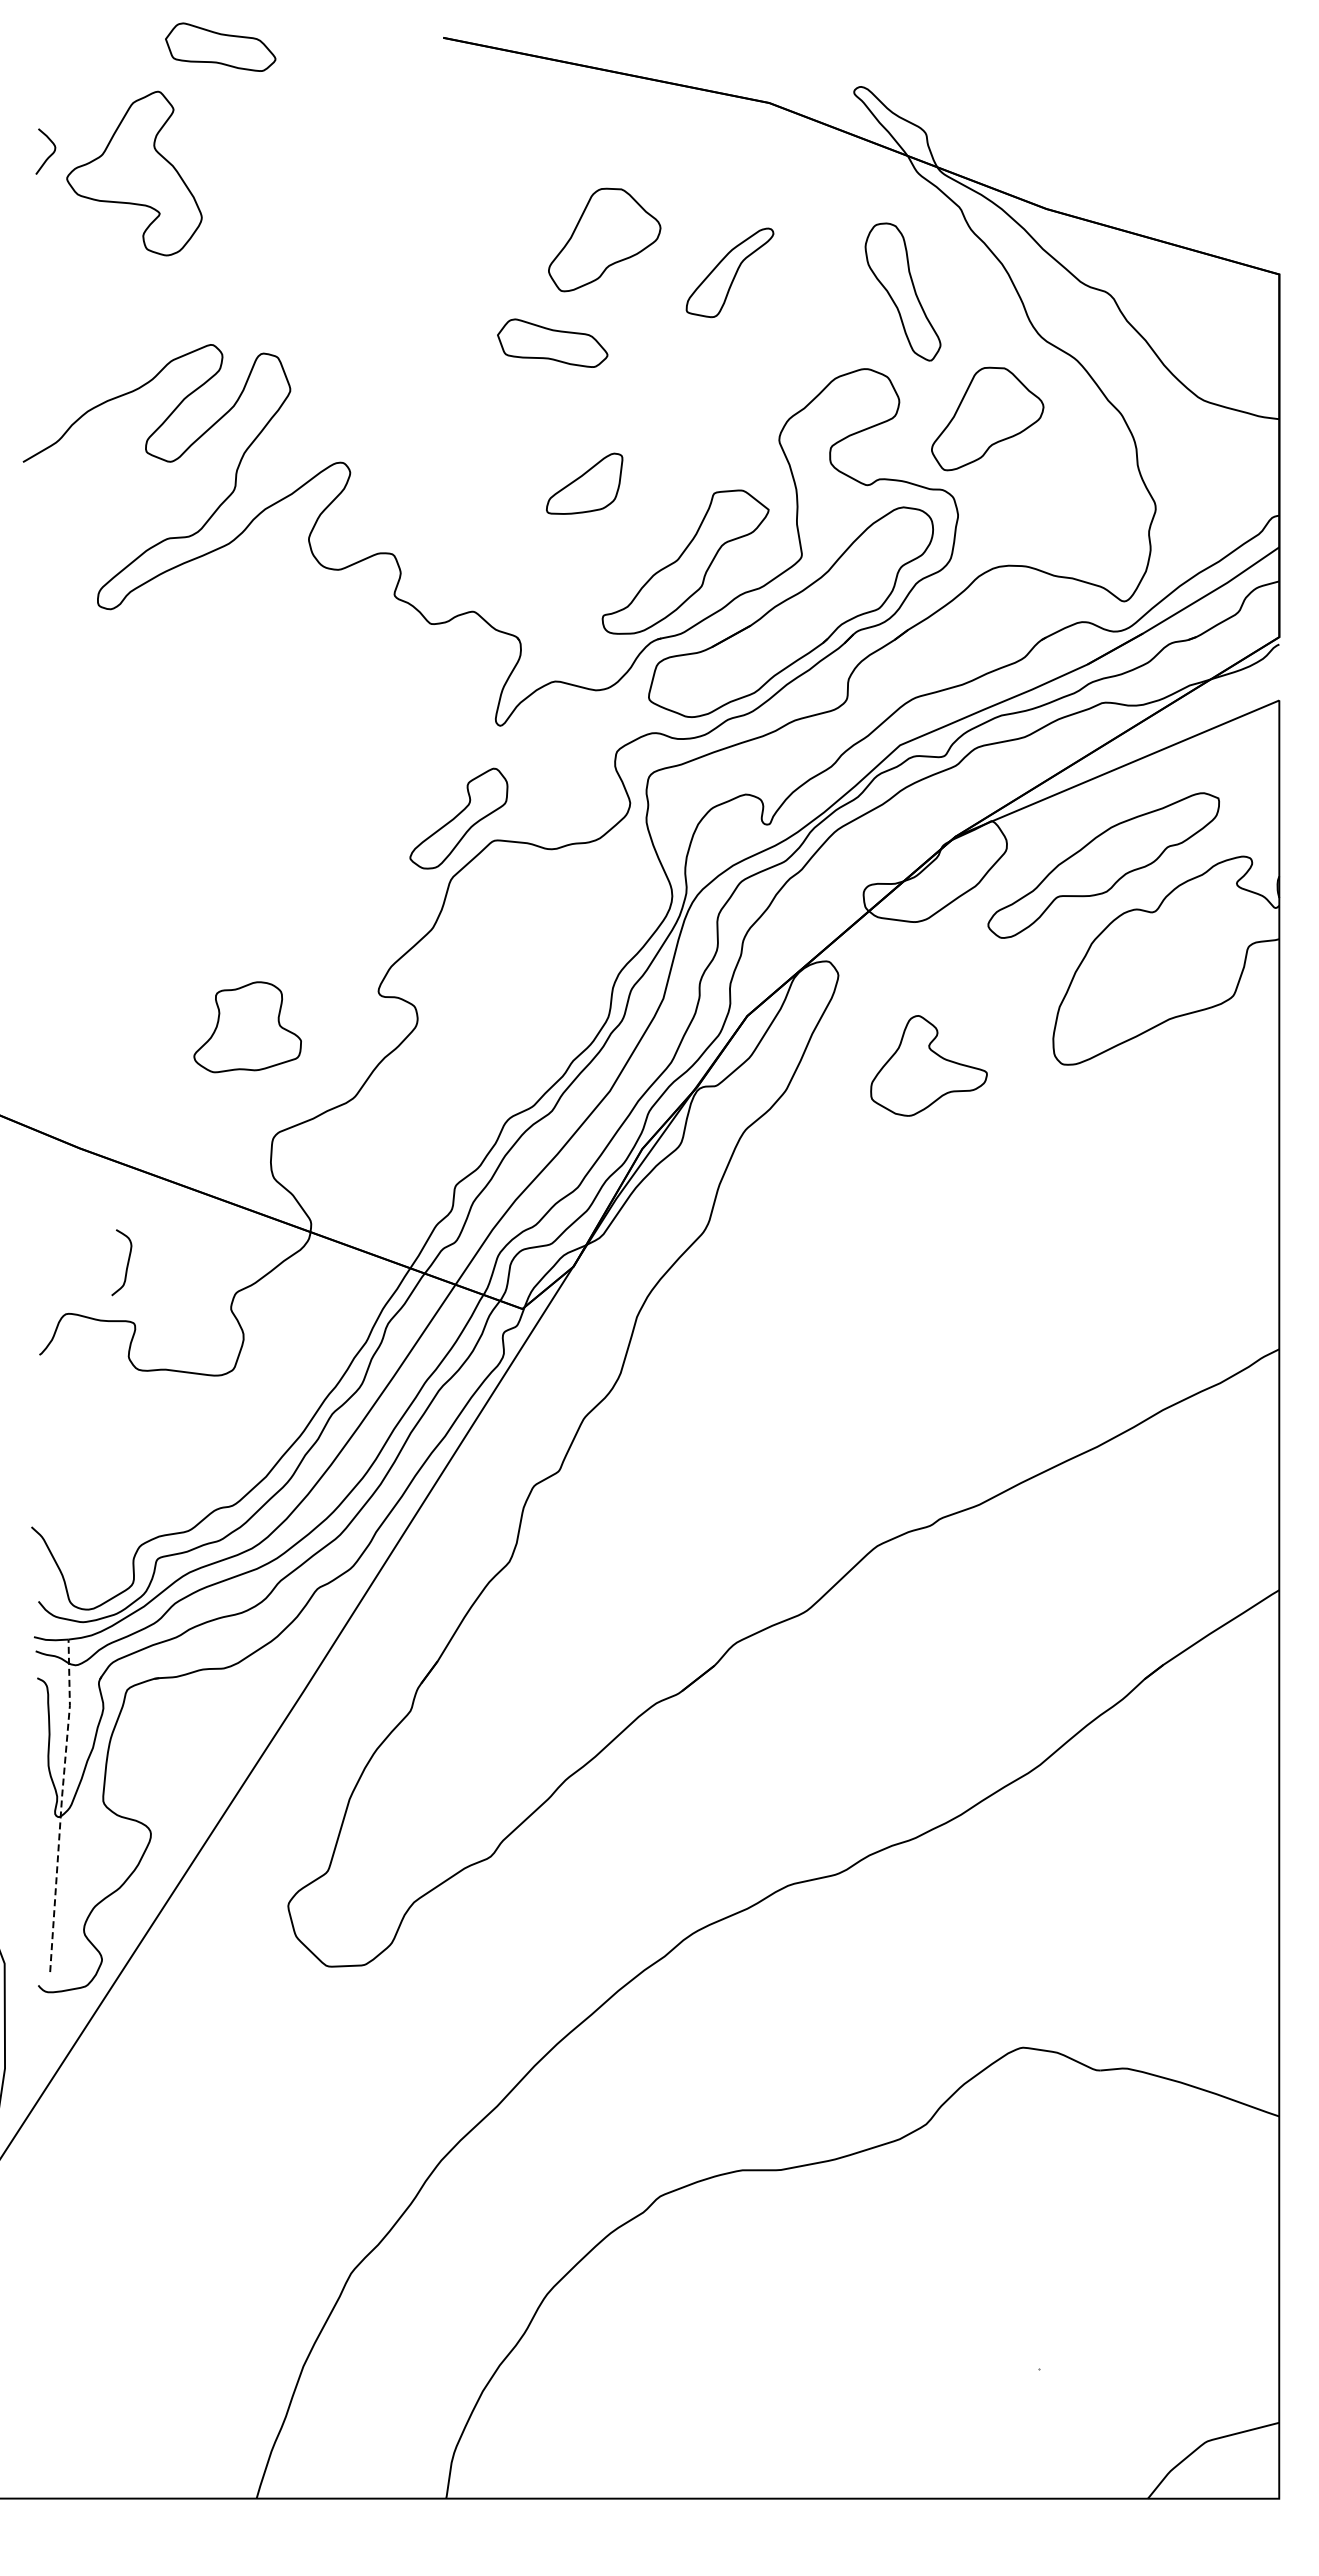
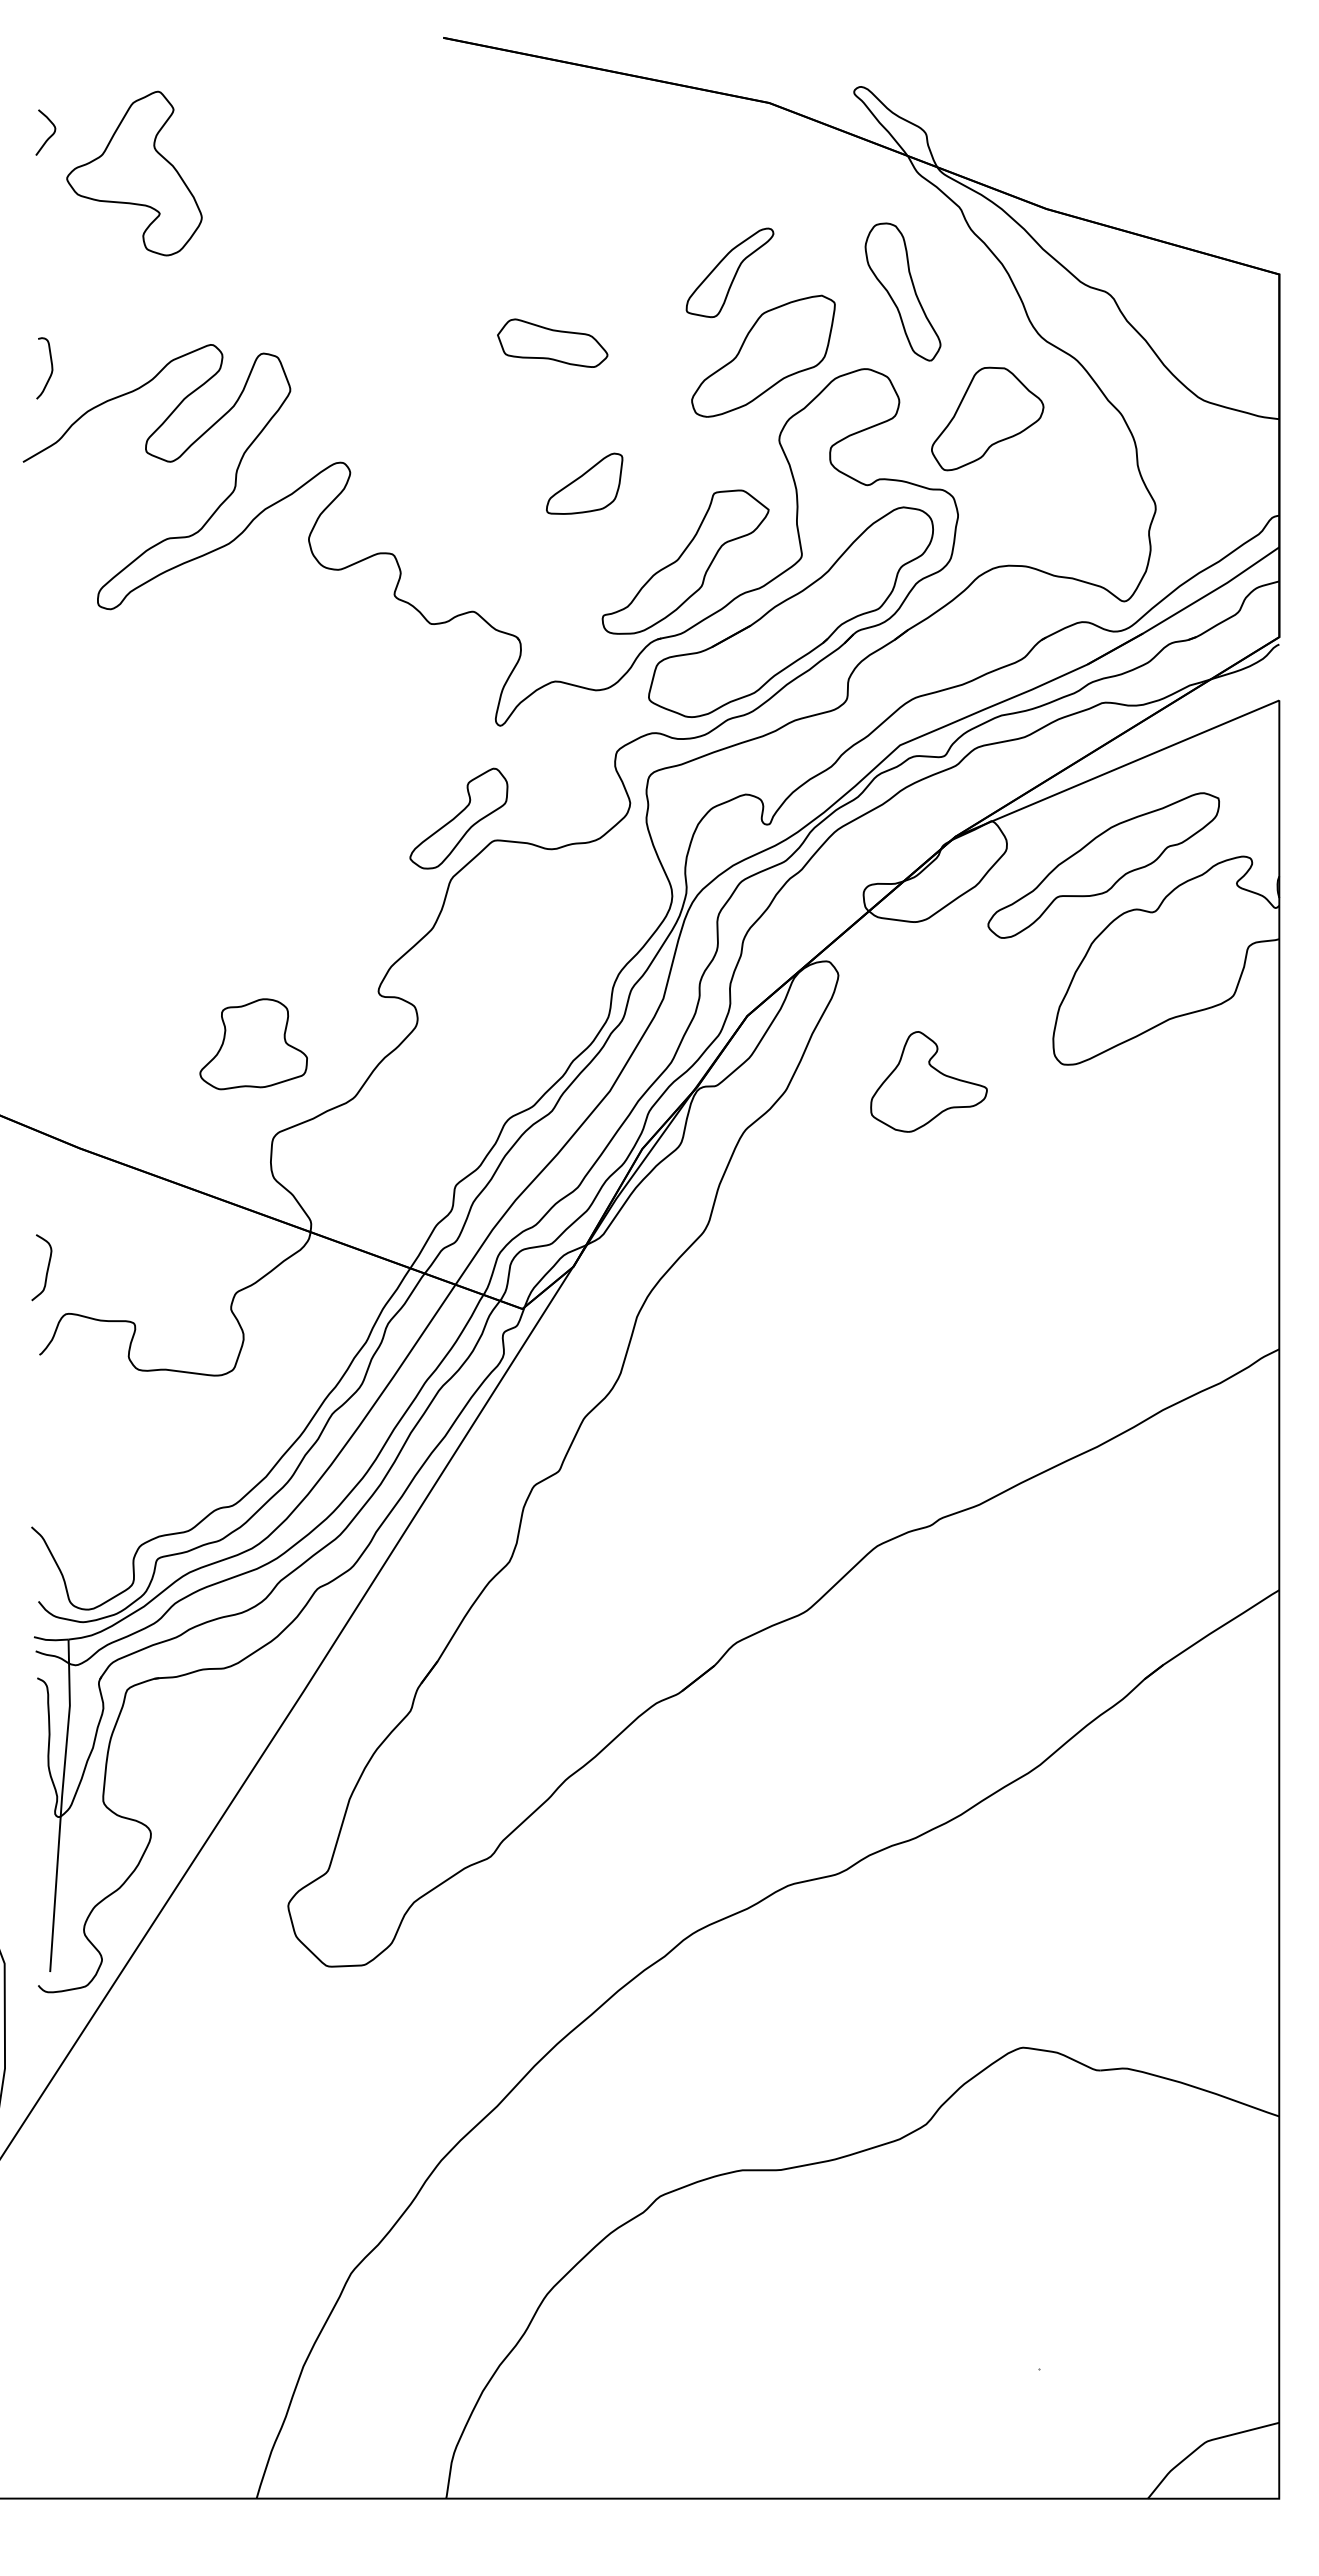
part: present -> none (220, 46)
curve position: (49, 155) -> (49, 136) (49, 136)
part: present -> none (604, 239)
part: none -> present (763, 355)
curve: none -> present (51, 368)
part position: (247, 1027) -> (253, 1044) (253, 1044)
part position: (928, 1065) -> (928, 1081) (928, 1081)
curve position: (126, 1265) -> (46, 1270) (46, 1270)
line: dashed -> solid (61, 1804)
